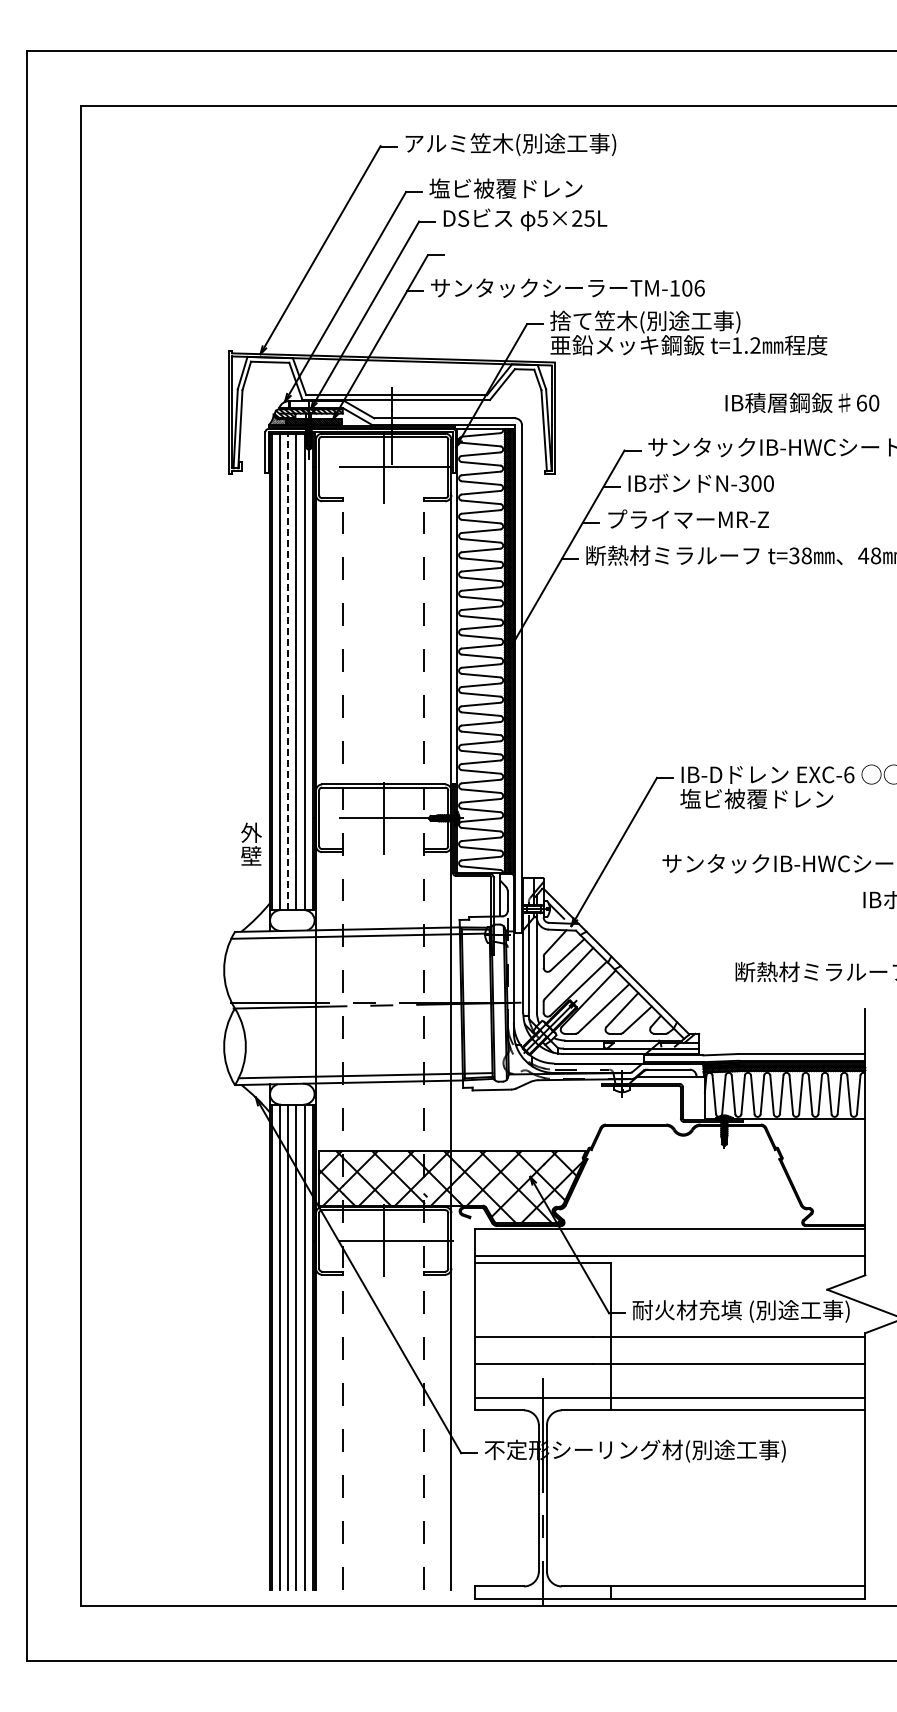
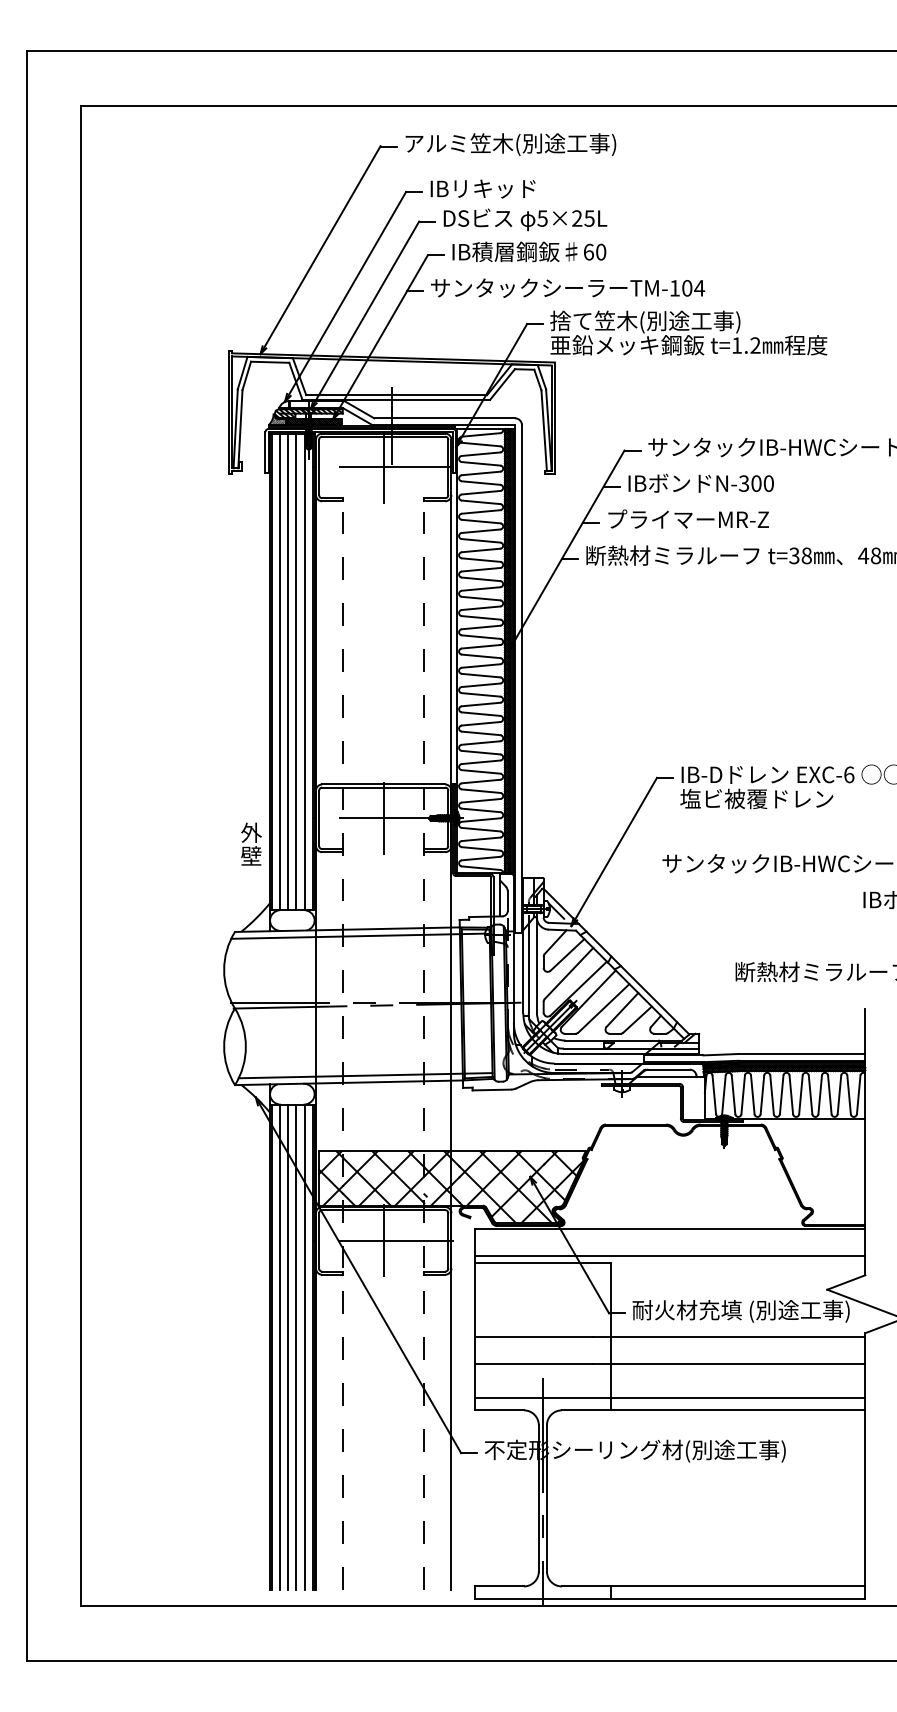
text: 塩ビ被覆ドレン -> IBリキッド (505, 188)
text: TM-106 -> TM-104 (699, 288)
text position: (802, 402) -> (529, 251) (529, 251)
line: dashed -> solid (288, 671)
